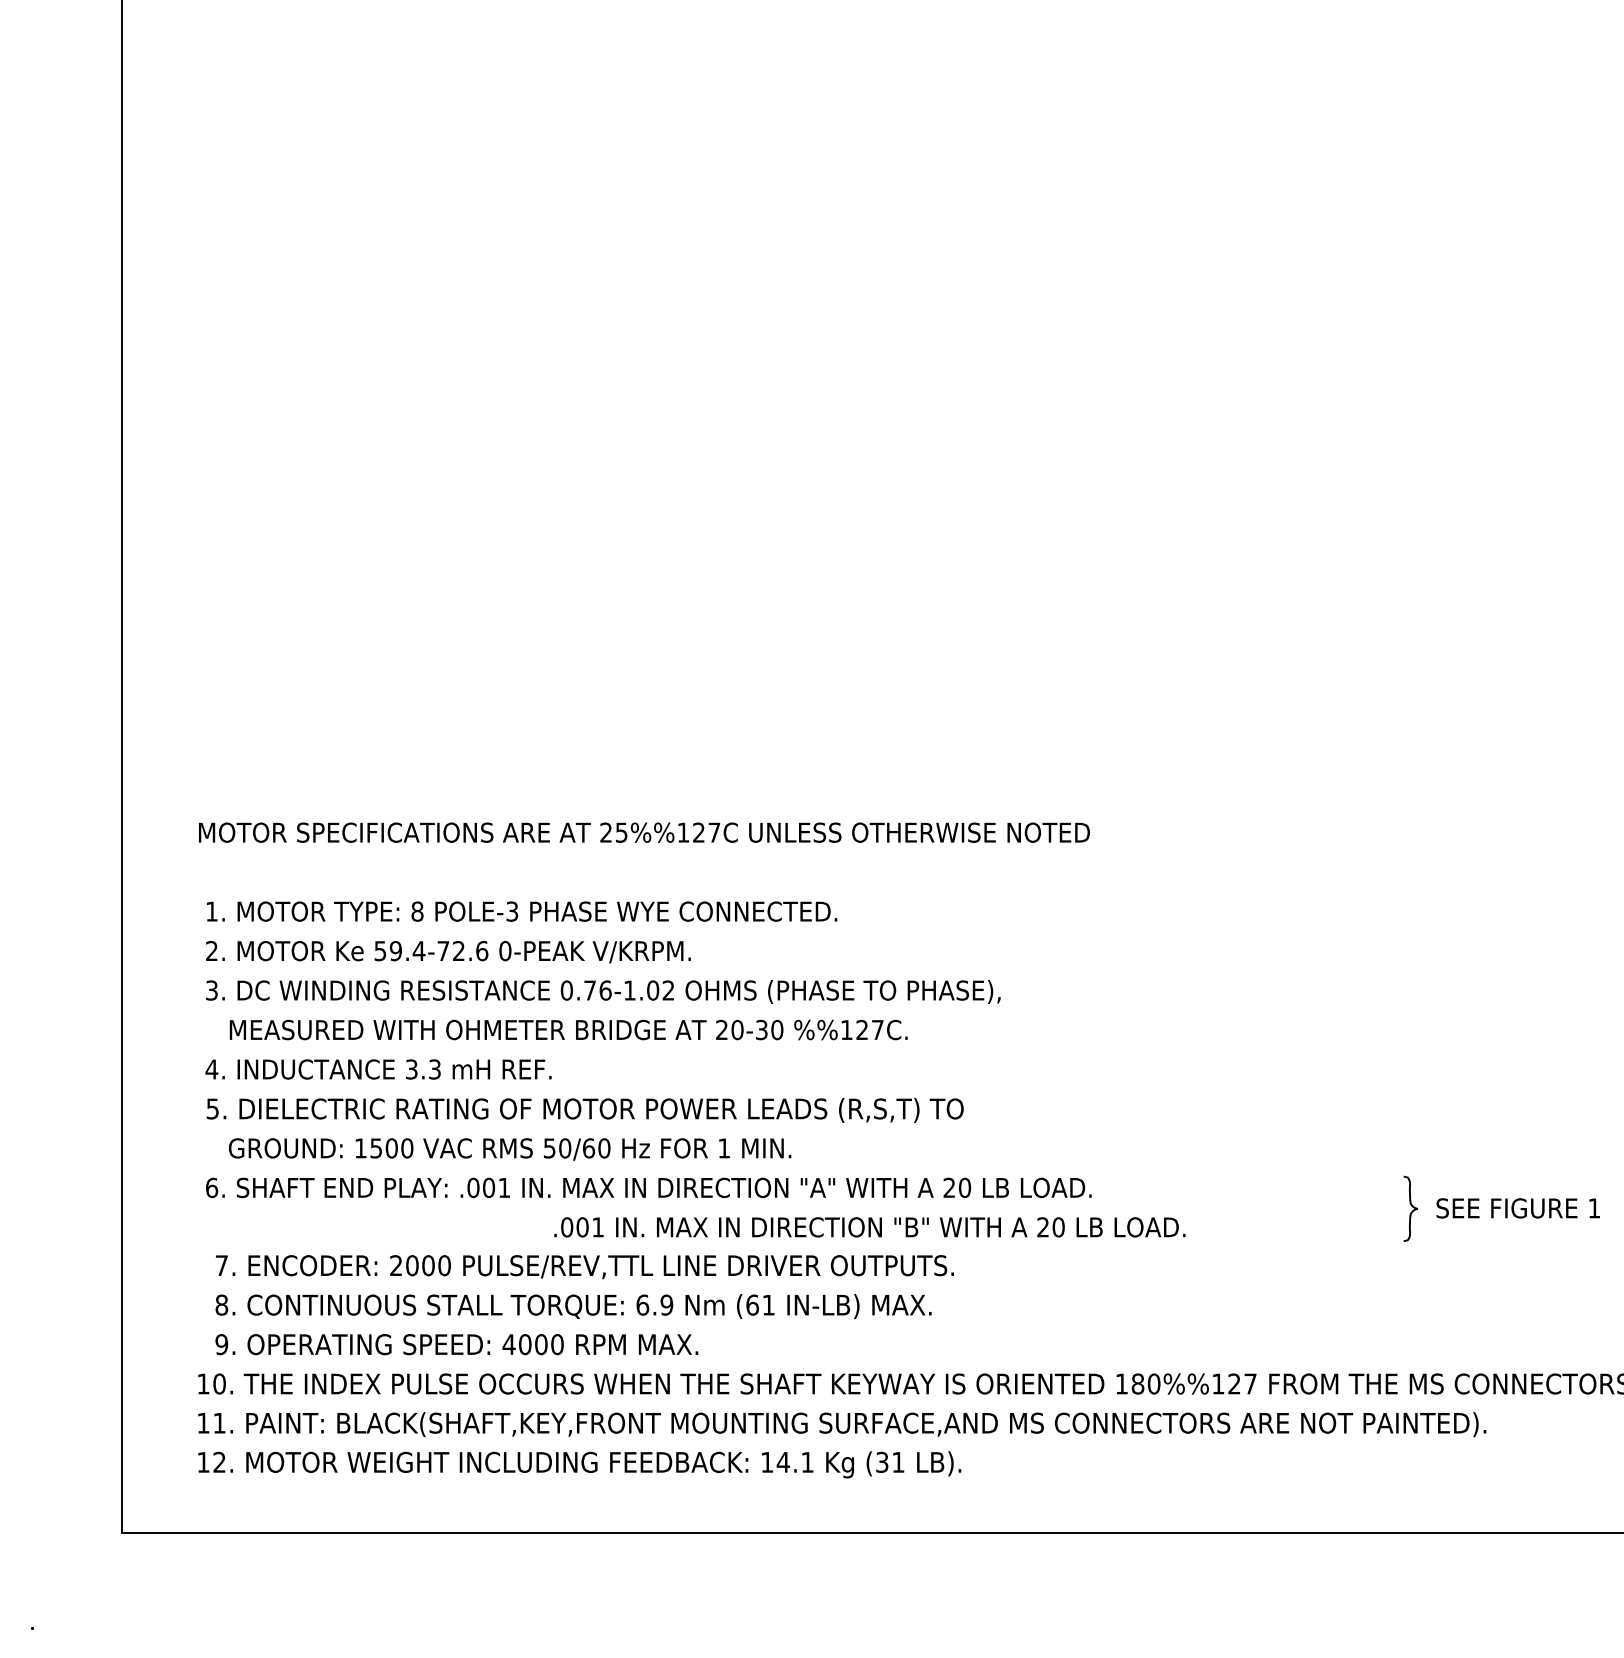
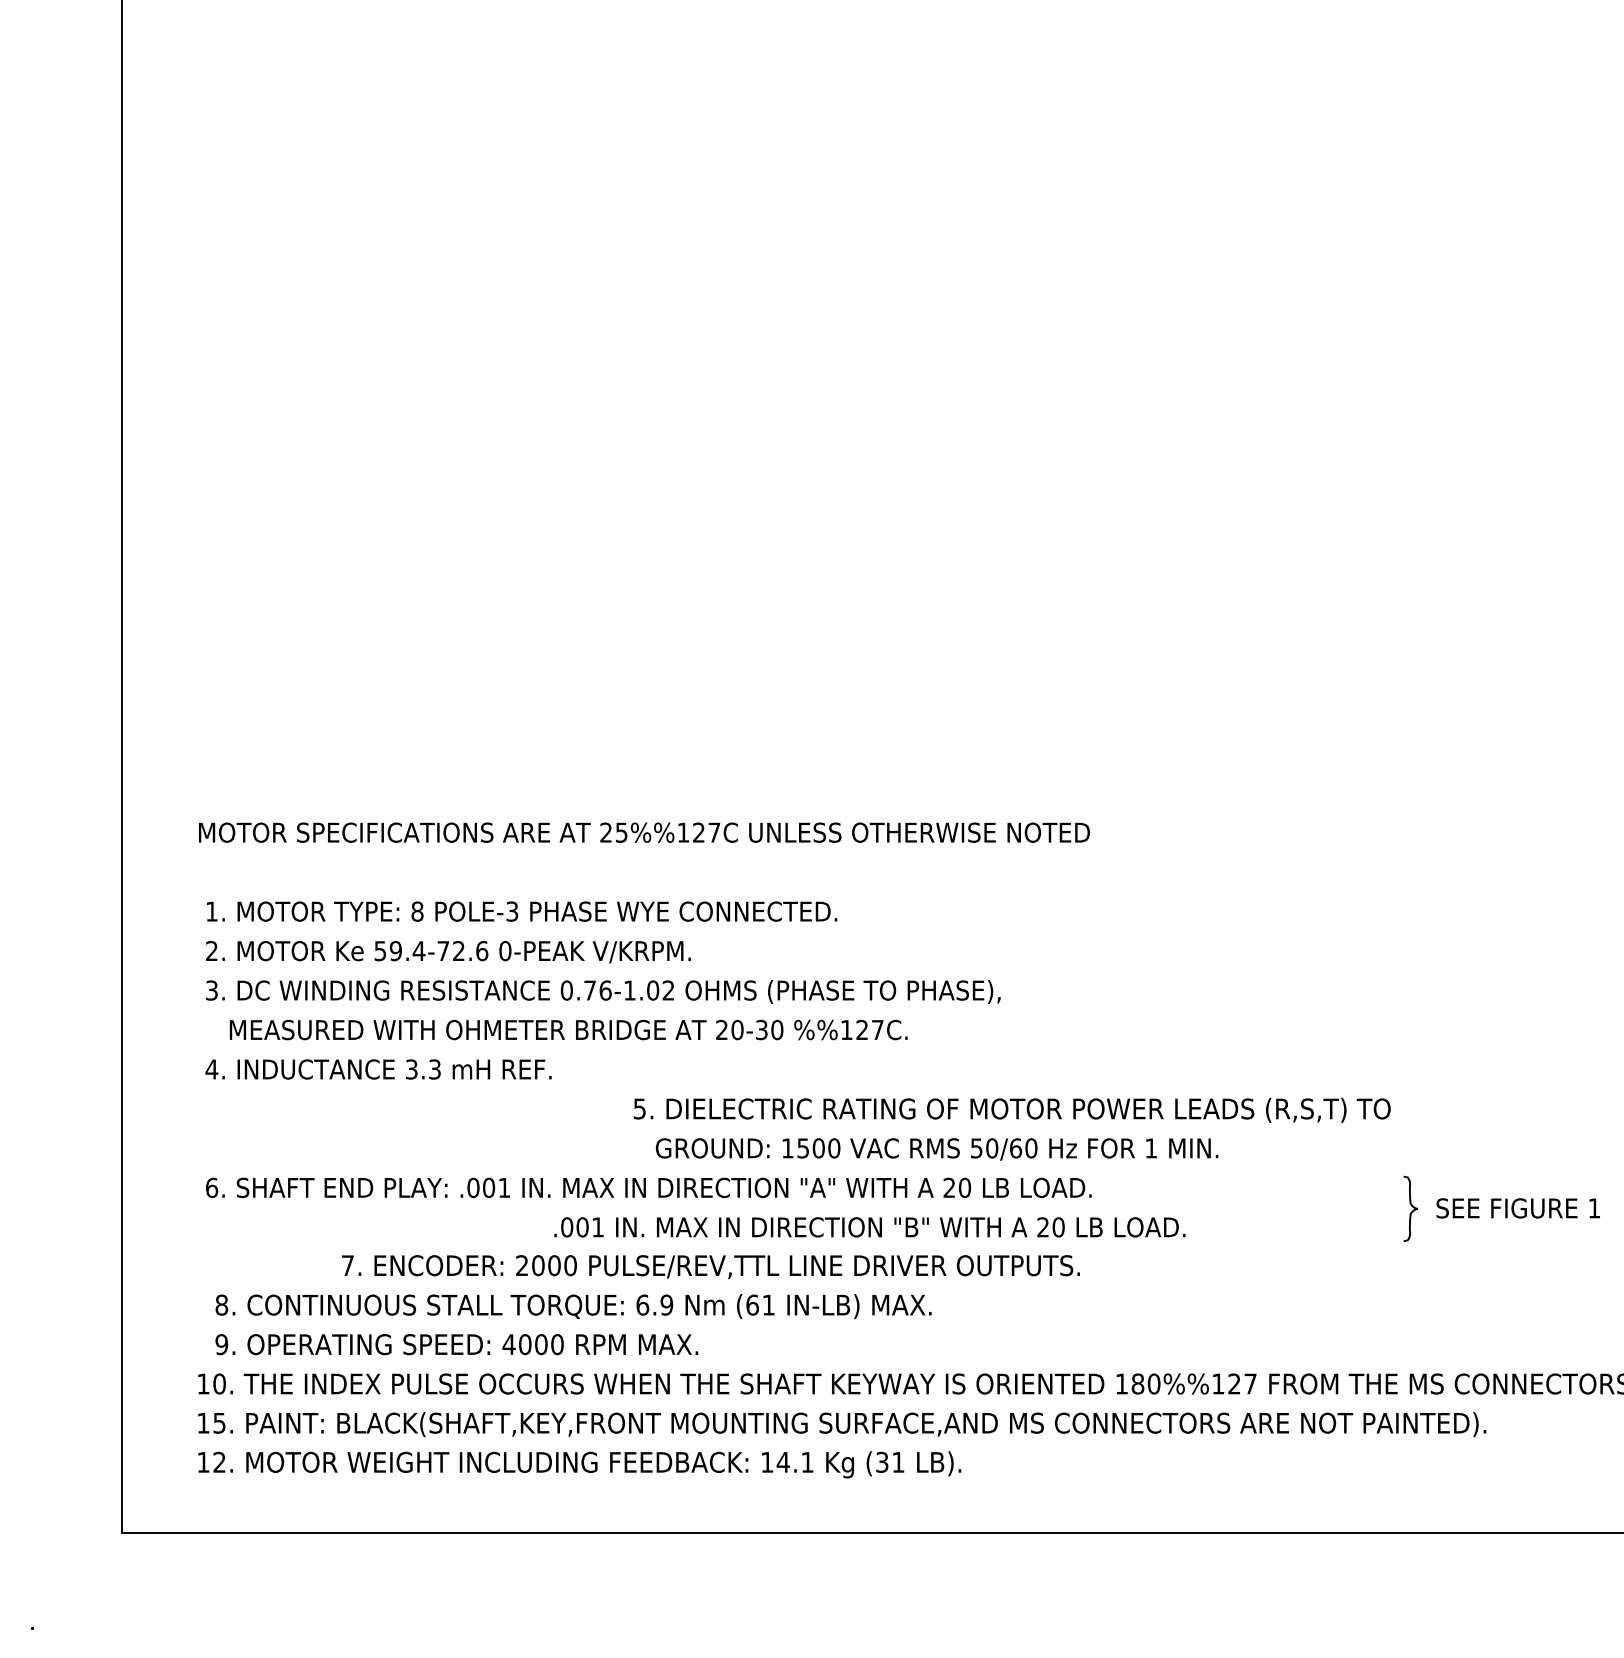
text position: (584, 1128) -> (1011, 1128) (1011, 1128)
text position: (584, 1267) -> (710, 1267) (710, 1267)
text: 11. -> 15. (219, 1423)
